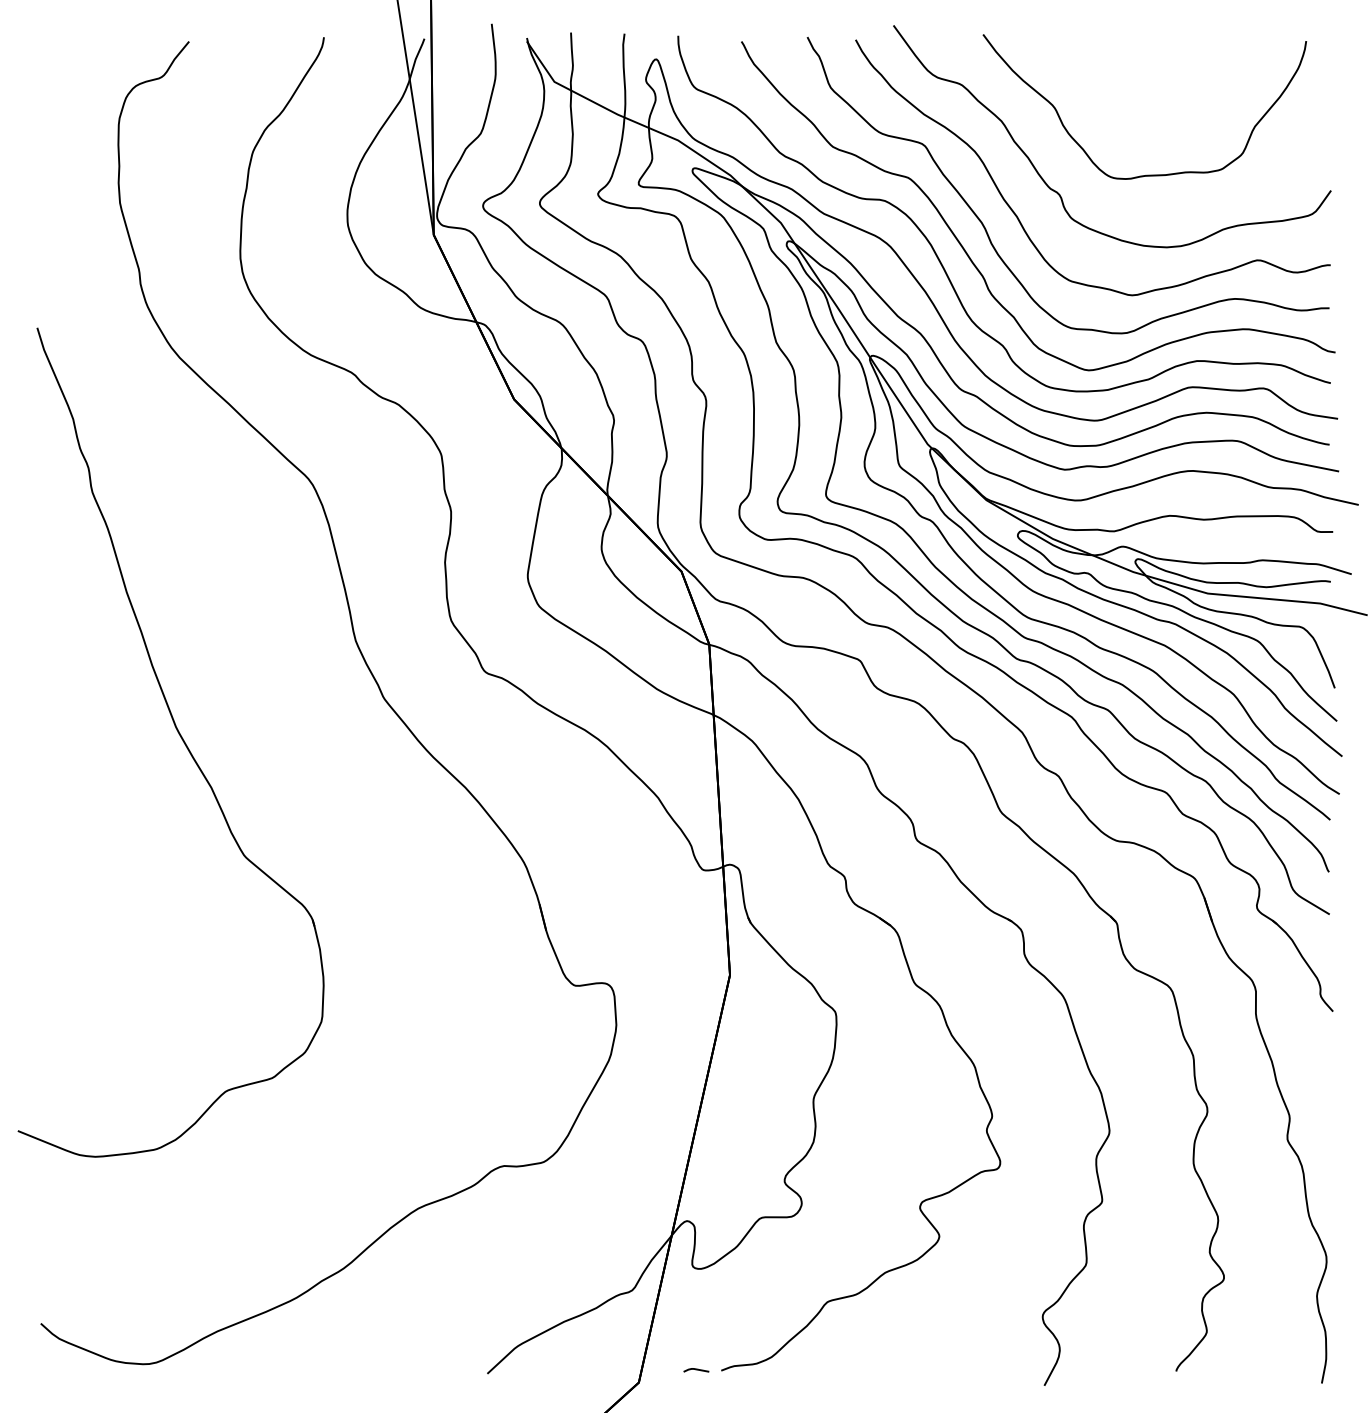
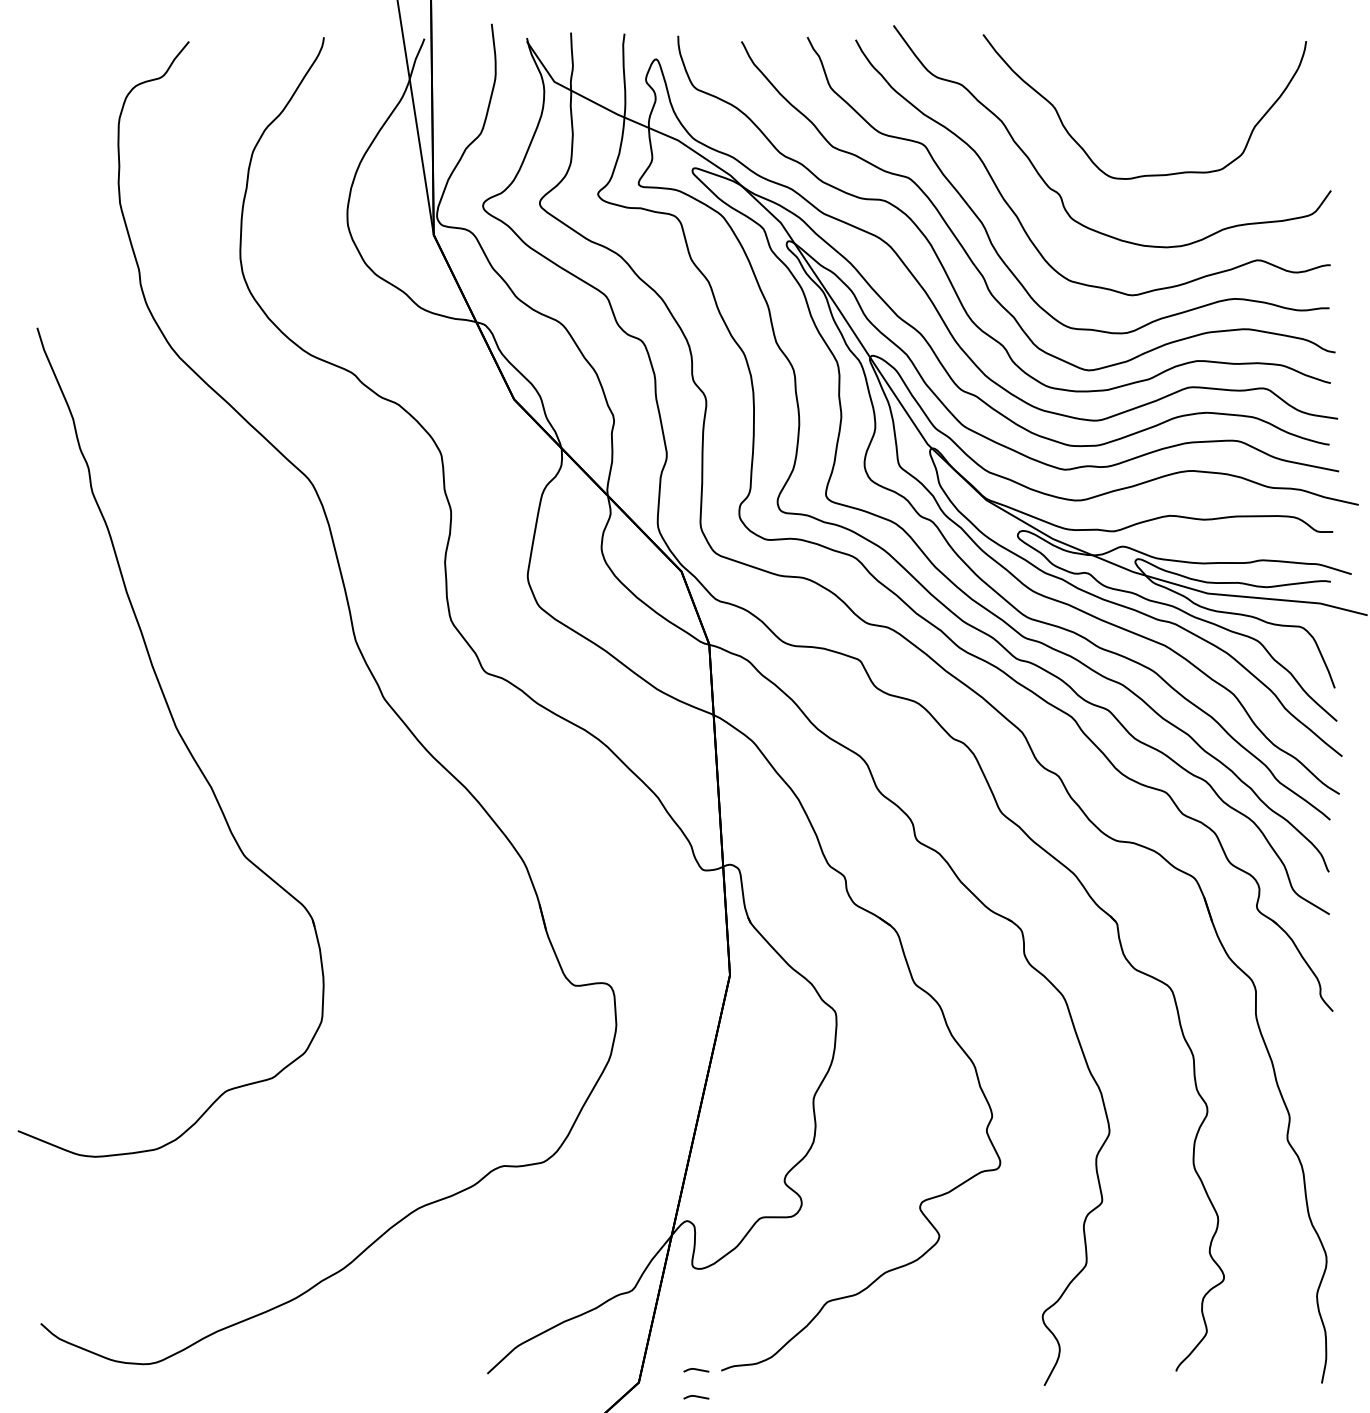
line: none -> present (696, 1397)
